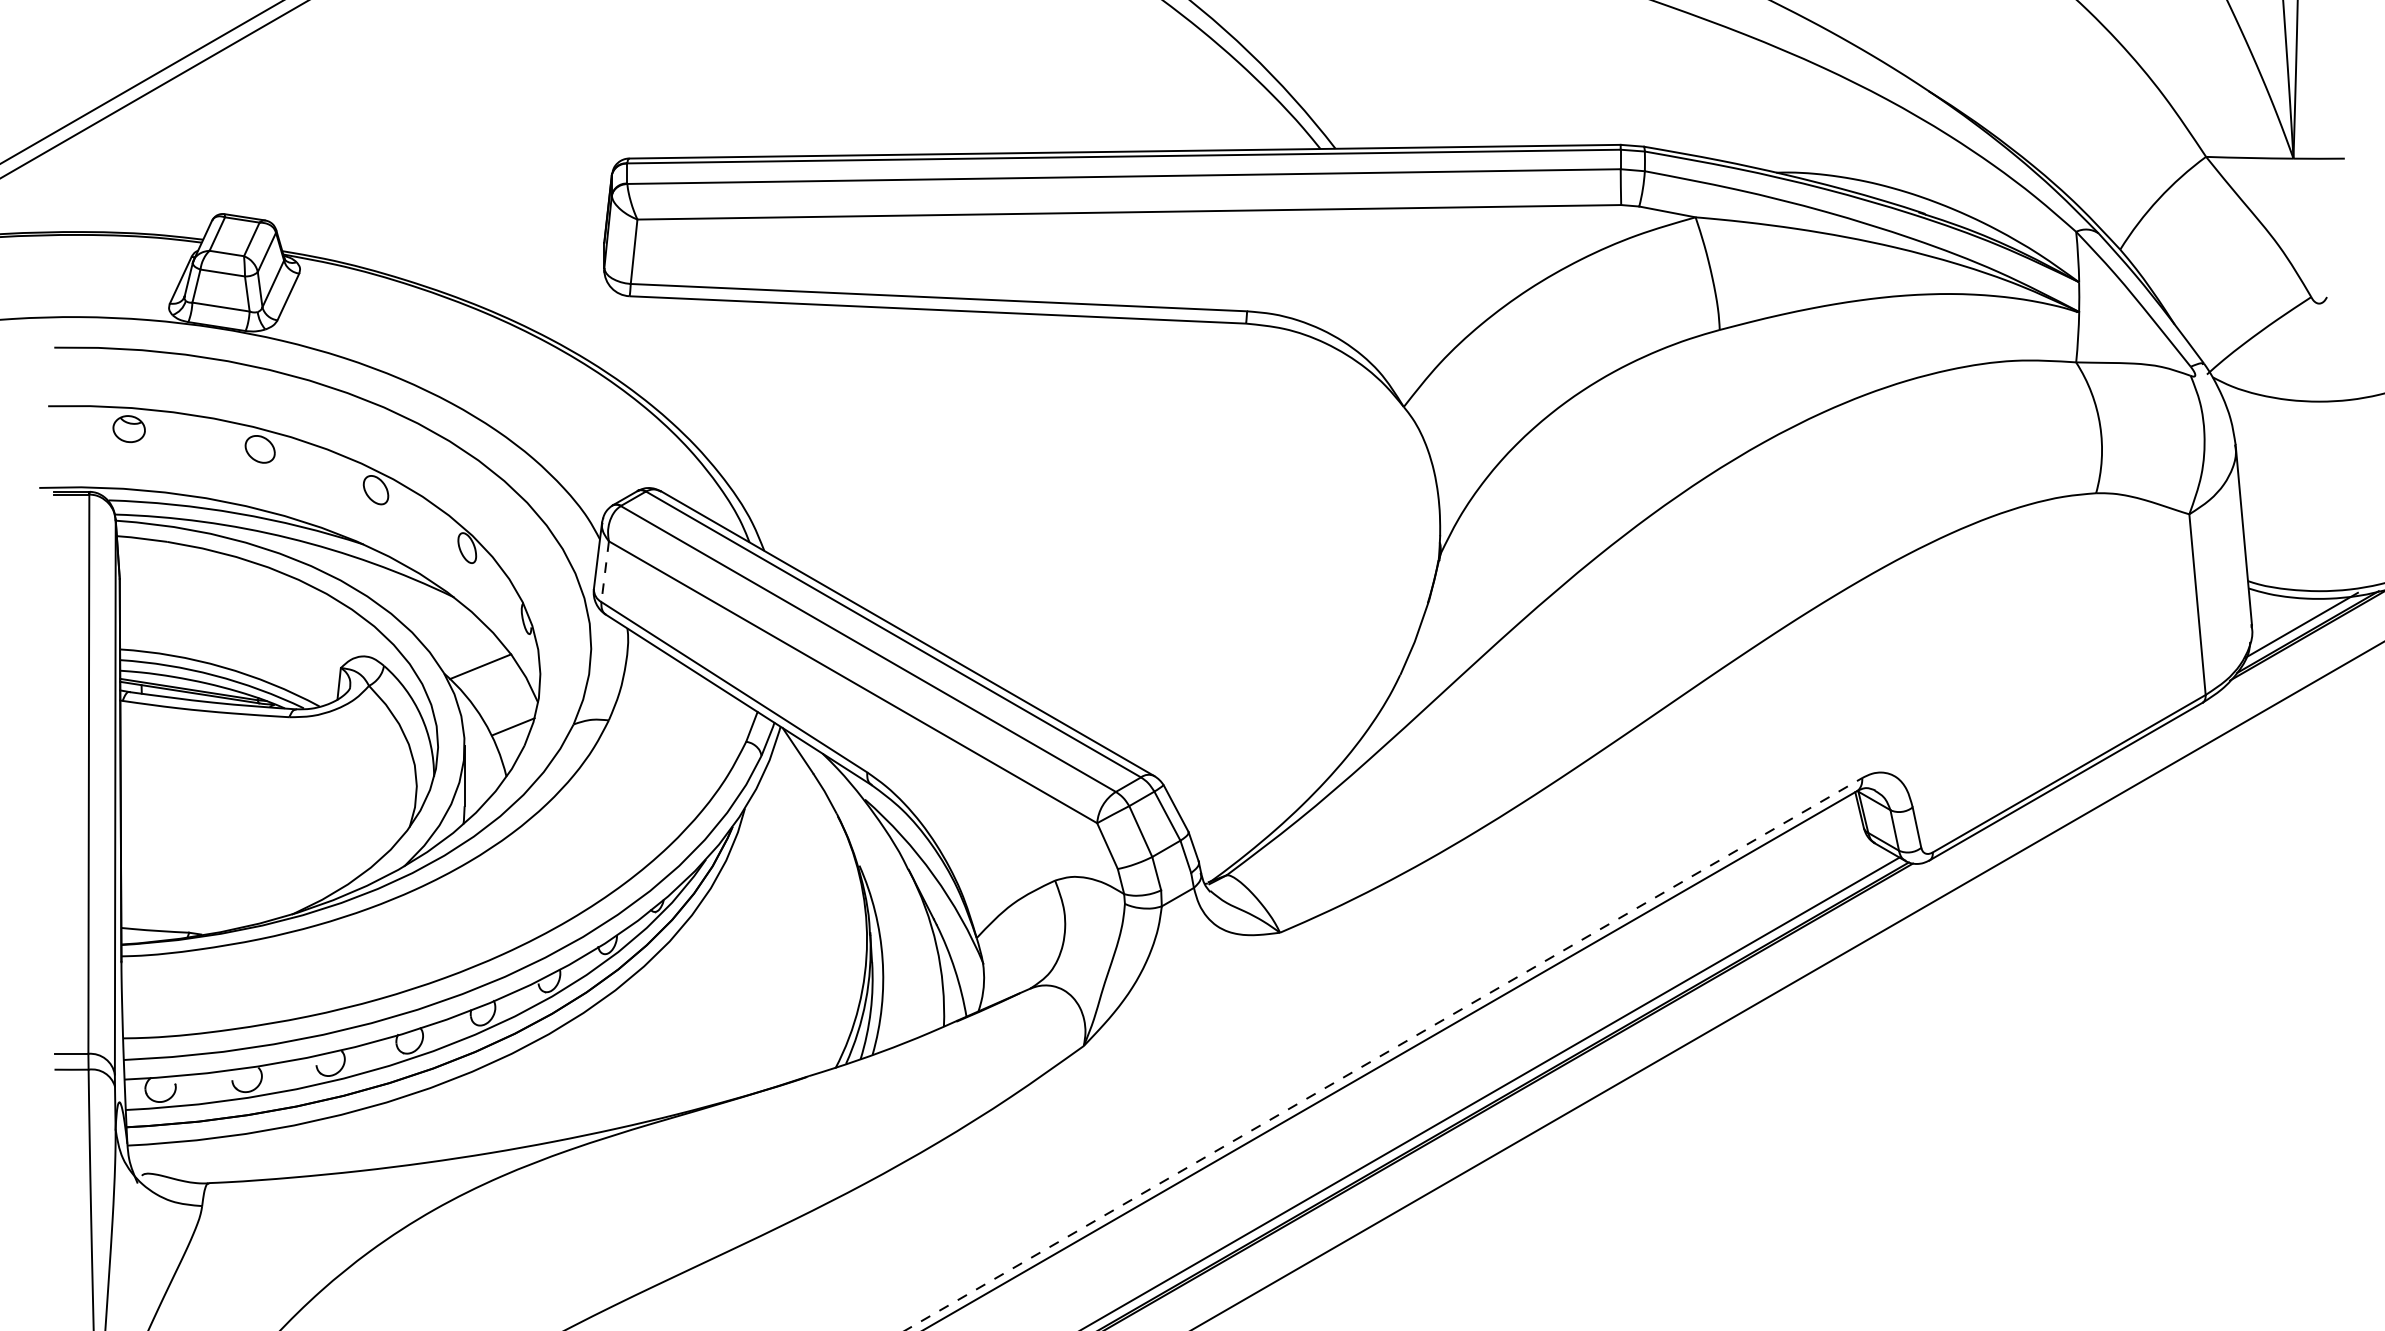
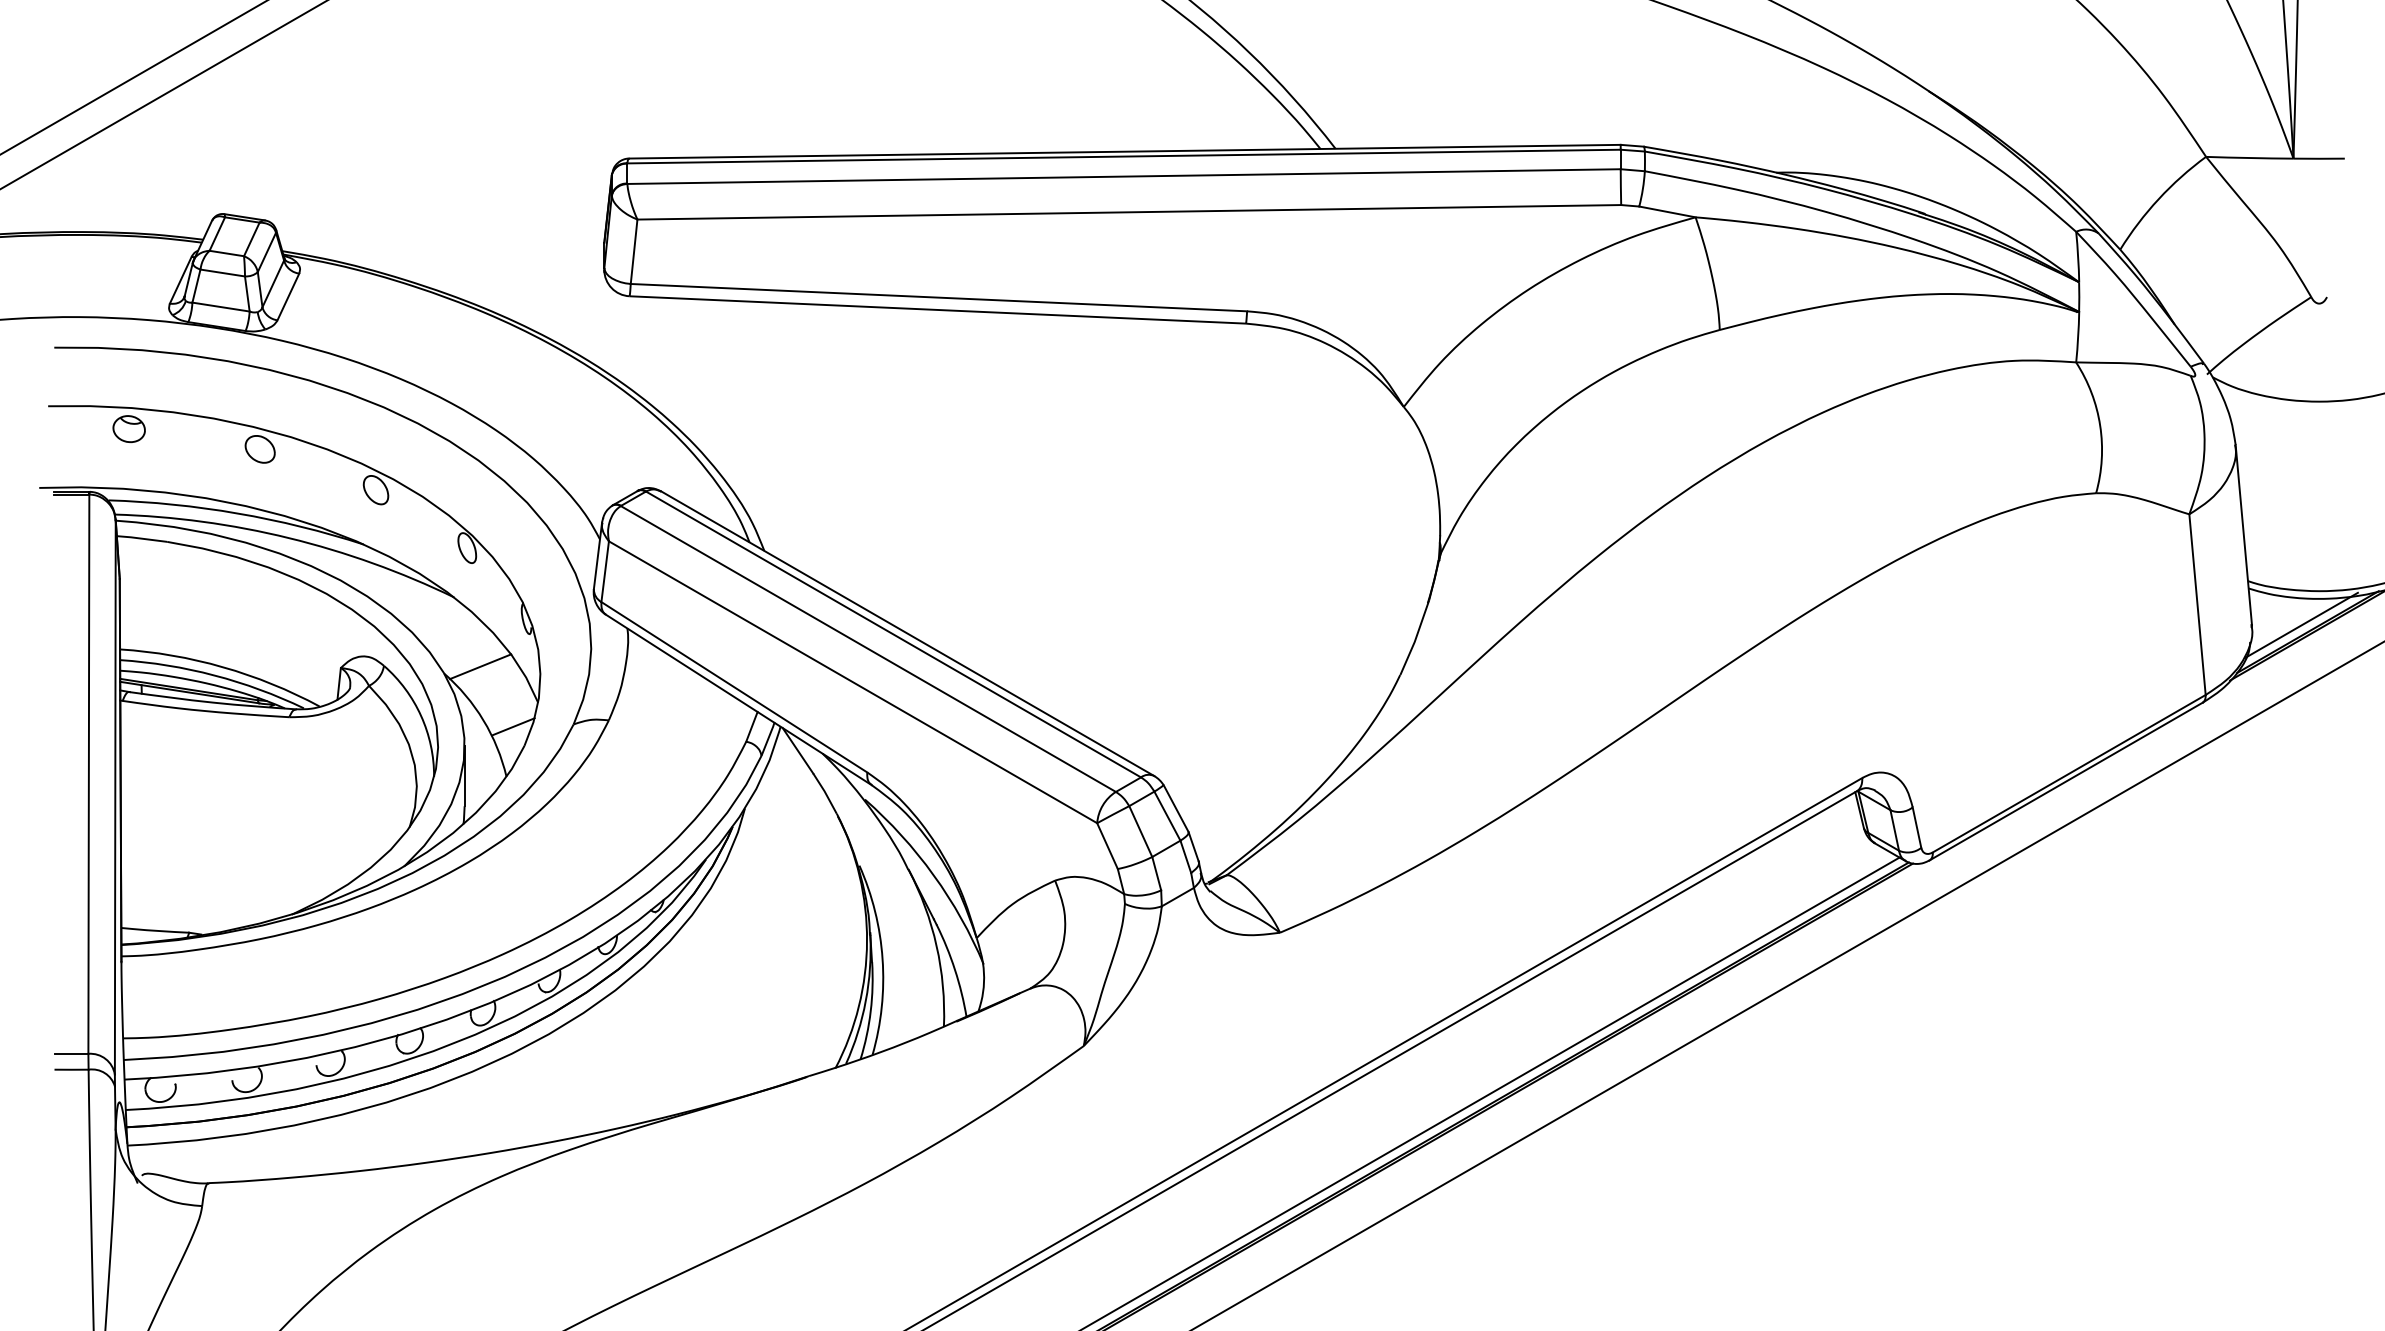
line position: (141, 82) -> (163, 95) (163, 95)
line position: (153, 89) -> (133, 77) (133, 77)
line: dashed -> solid (605, 571)
line: dashed -> solid (1383, 1054)
